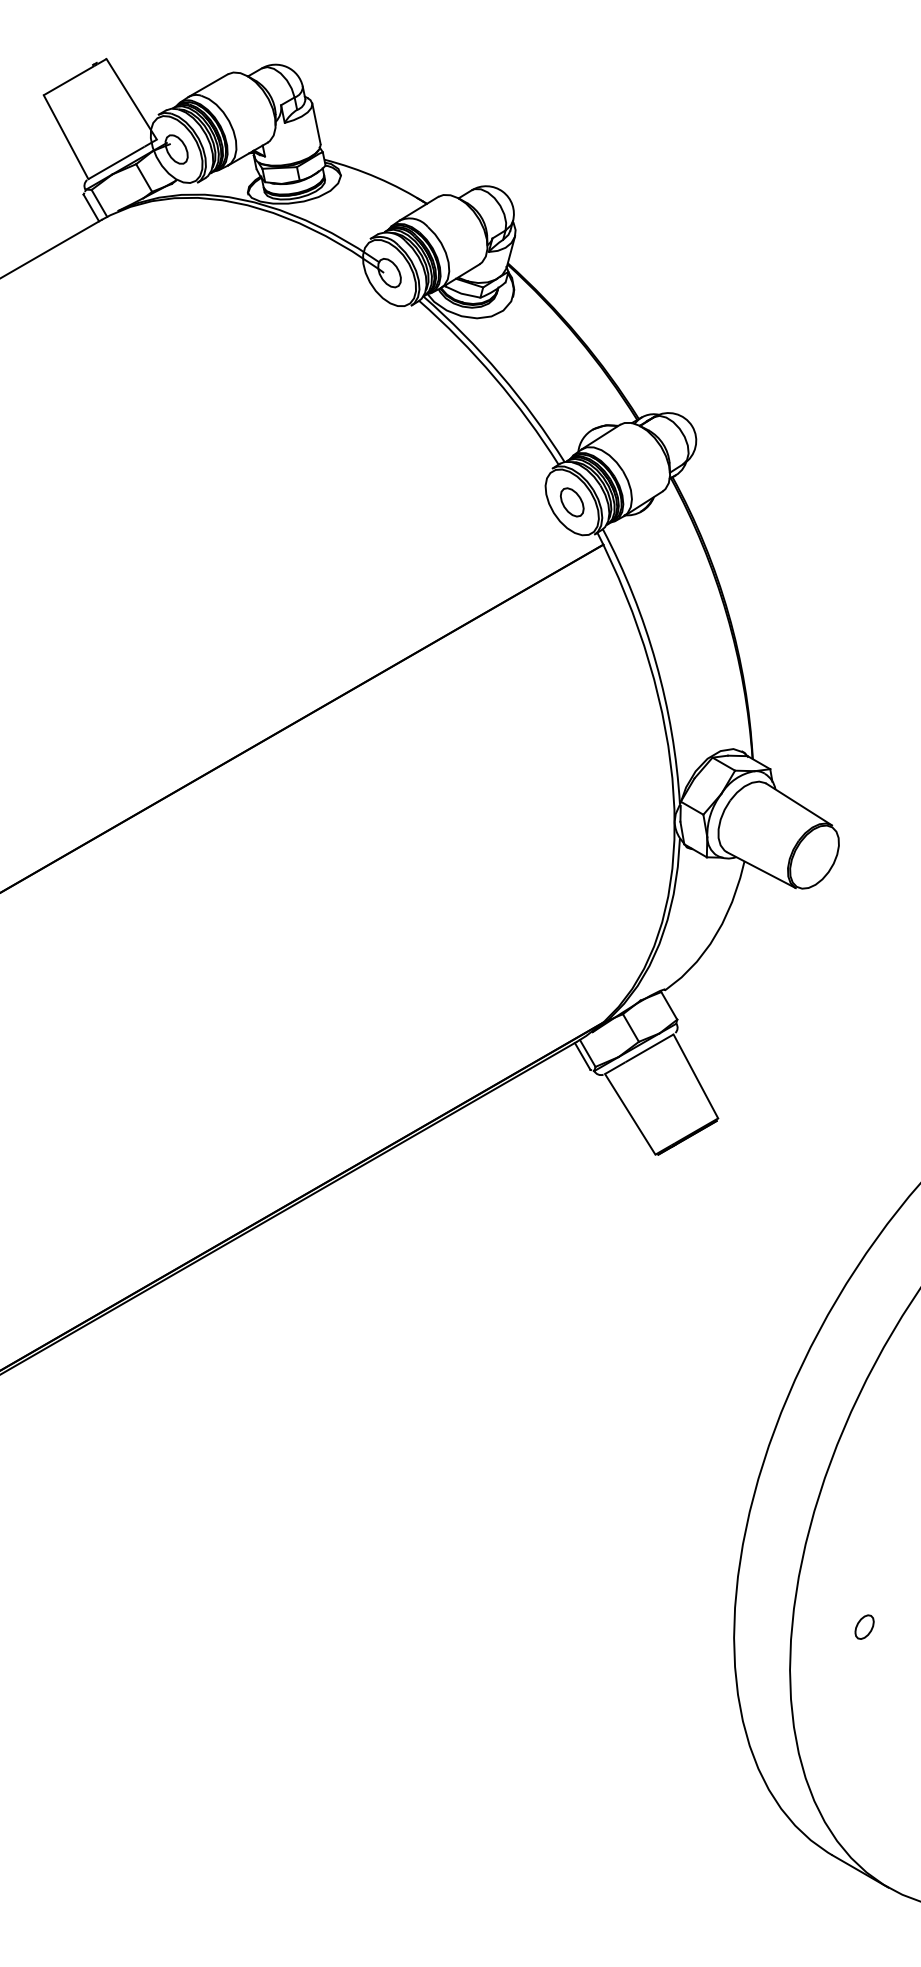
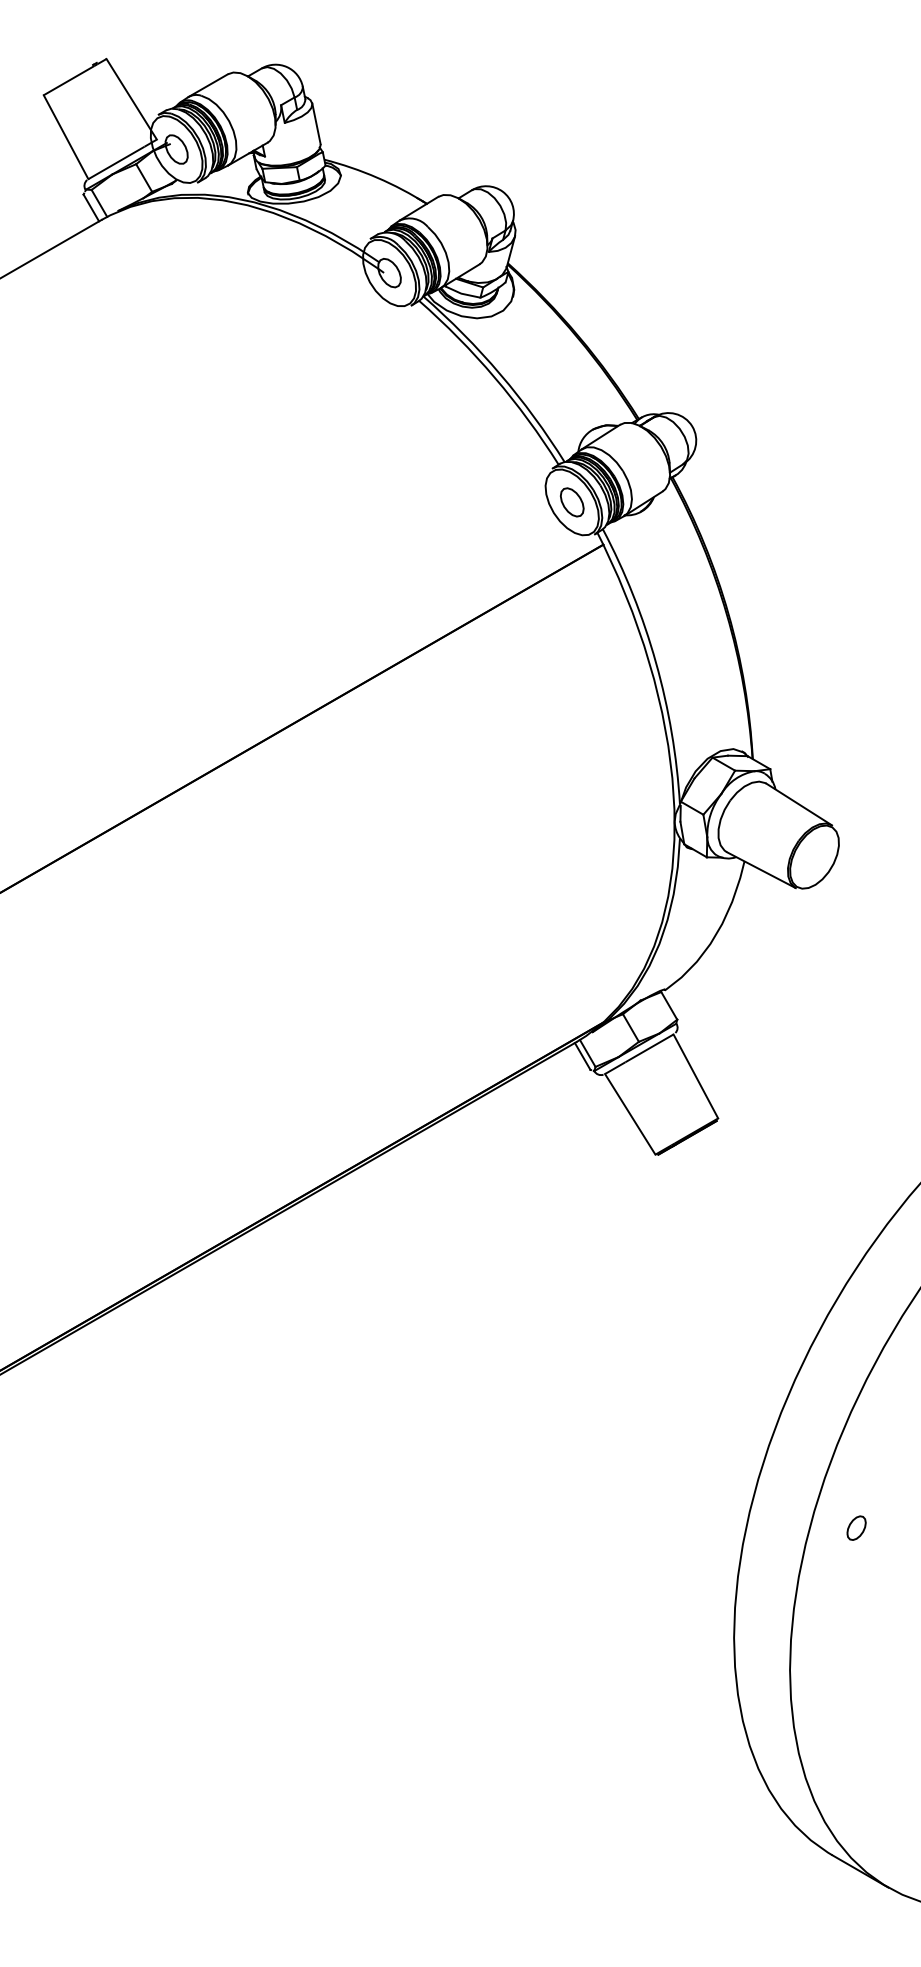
part position: (864, 1626) -> (856, 1527) (856, 1527)
